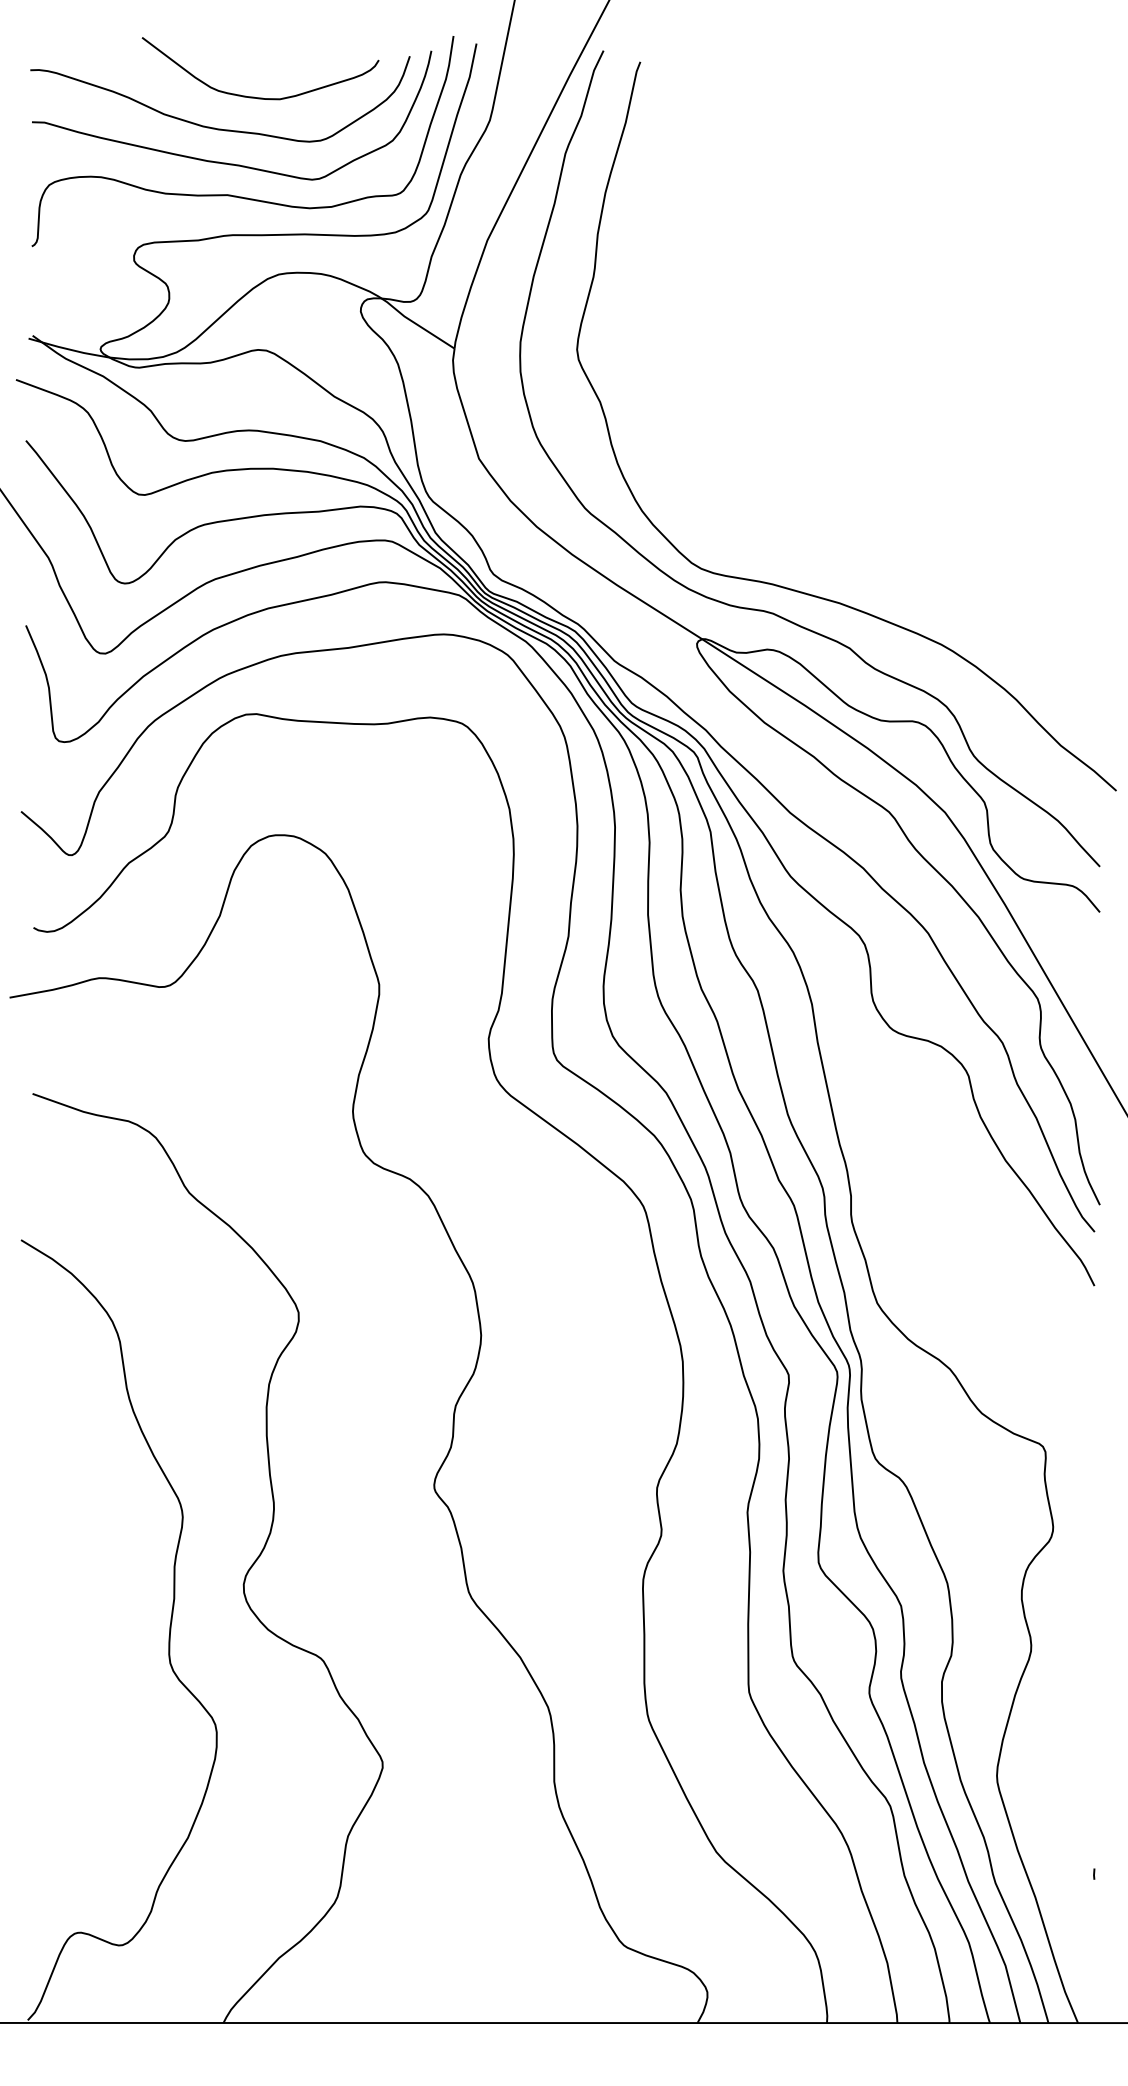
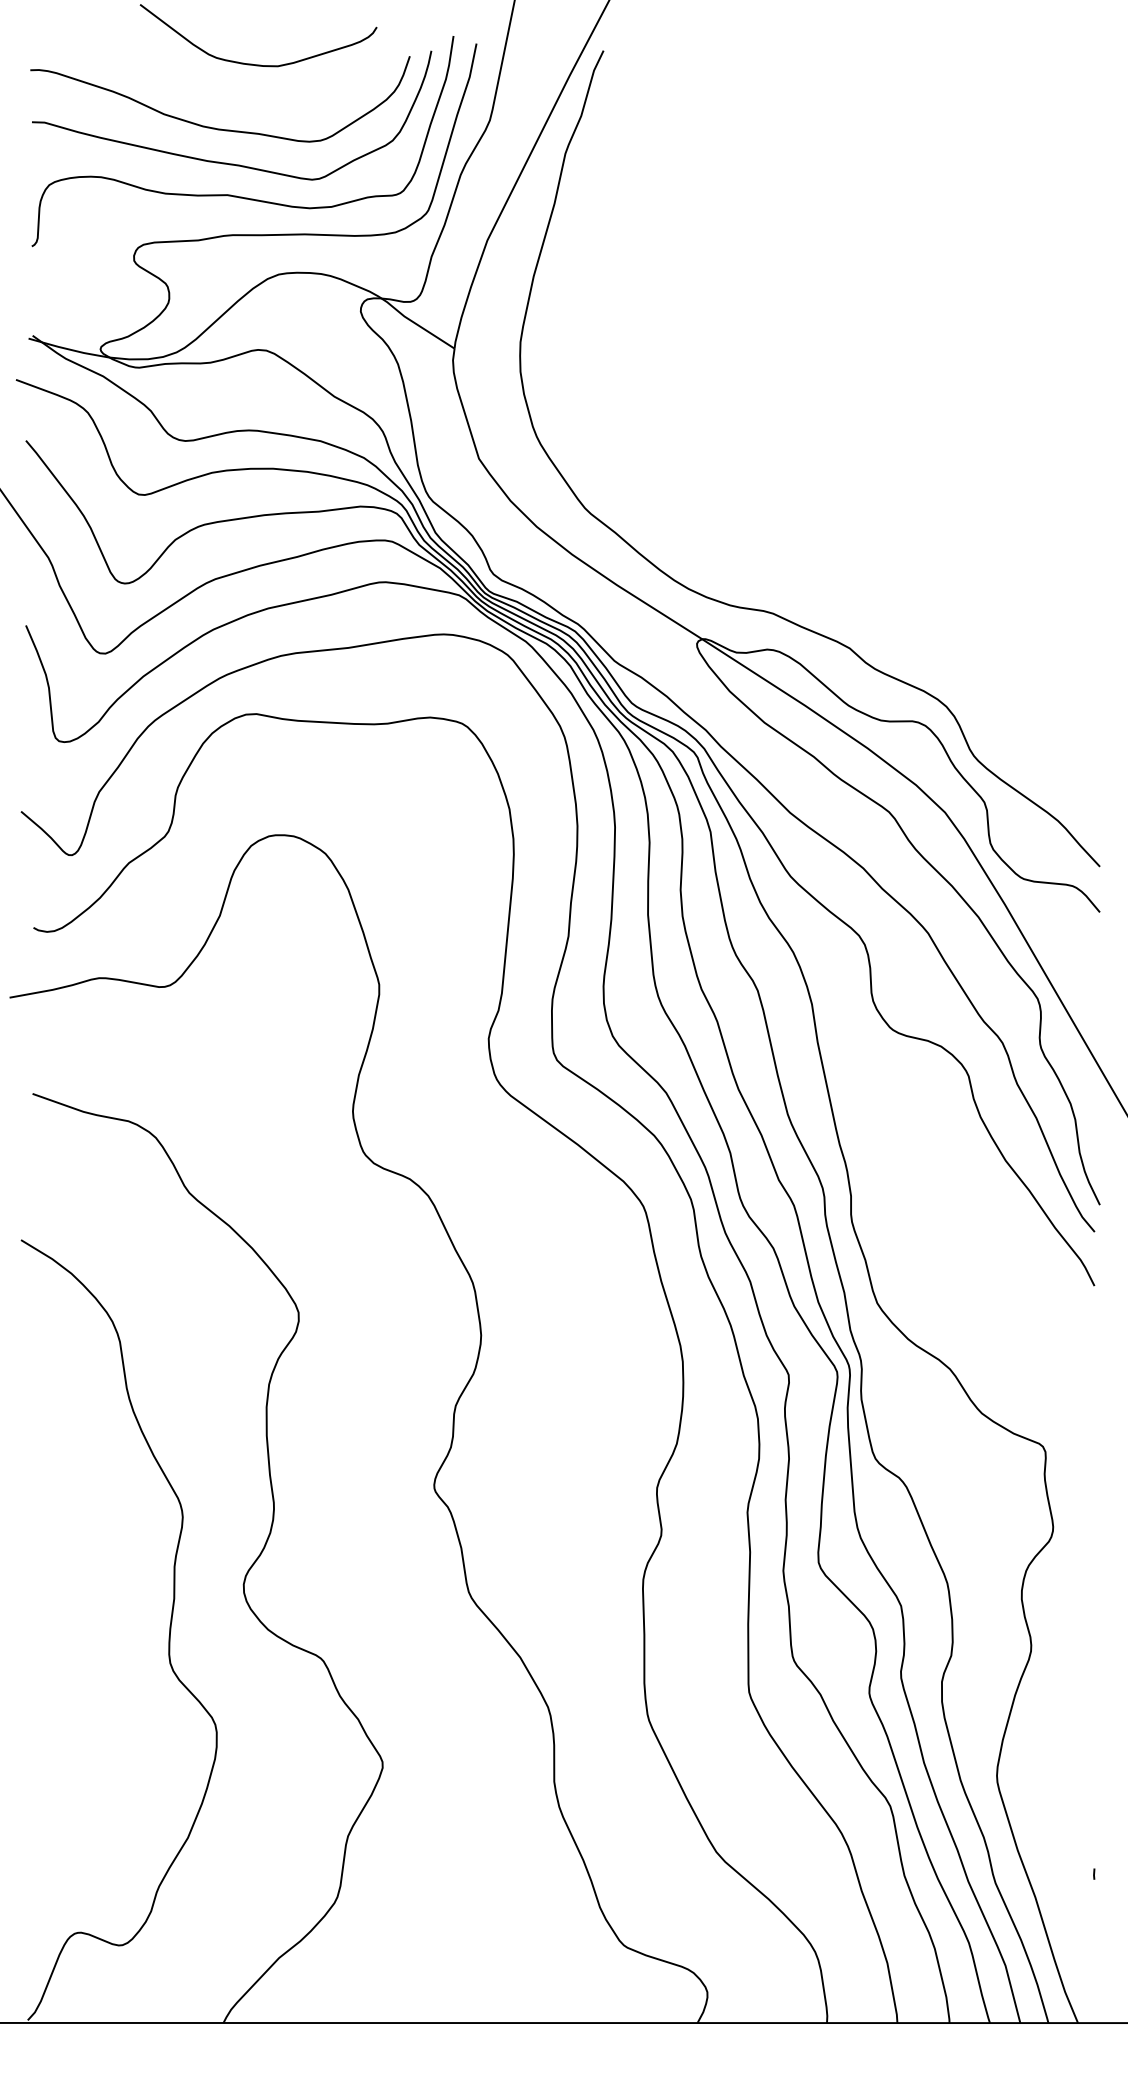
curve position: (254, 96) -> (252, 63) (252, 63)
curve: present -> none (802, 591)
